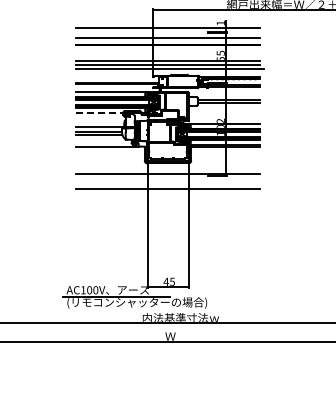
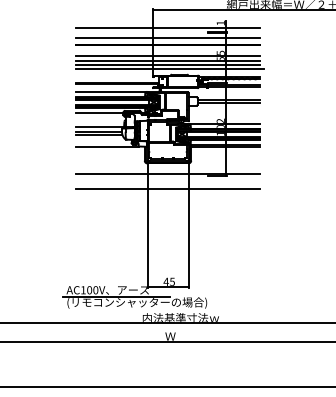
line: none -> present (167, 55)
line: dashed -> solid (99, 112)
line: none -> present (167, 387)
